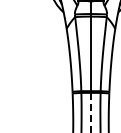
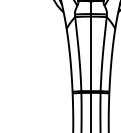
line: dashed -> solid (90, 112)
